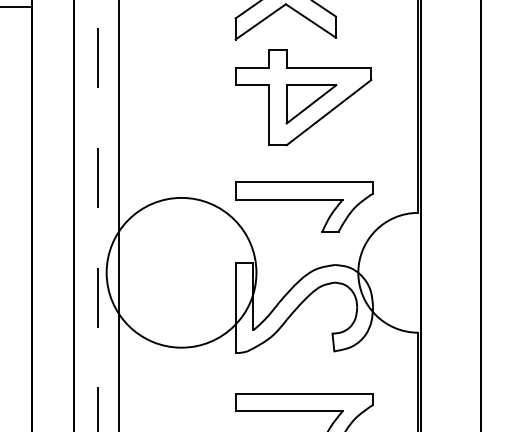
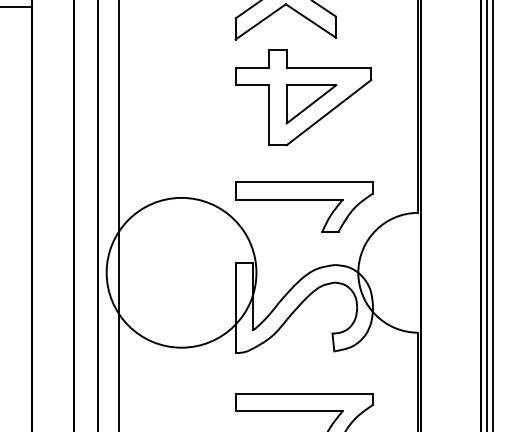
line: none -> present (487, 215)
line: none -> present (493, 215)
line: dashed -> solid (97, 216)
